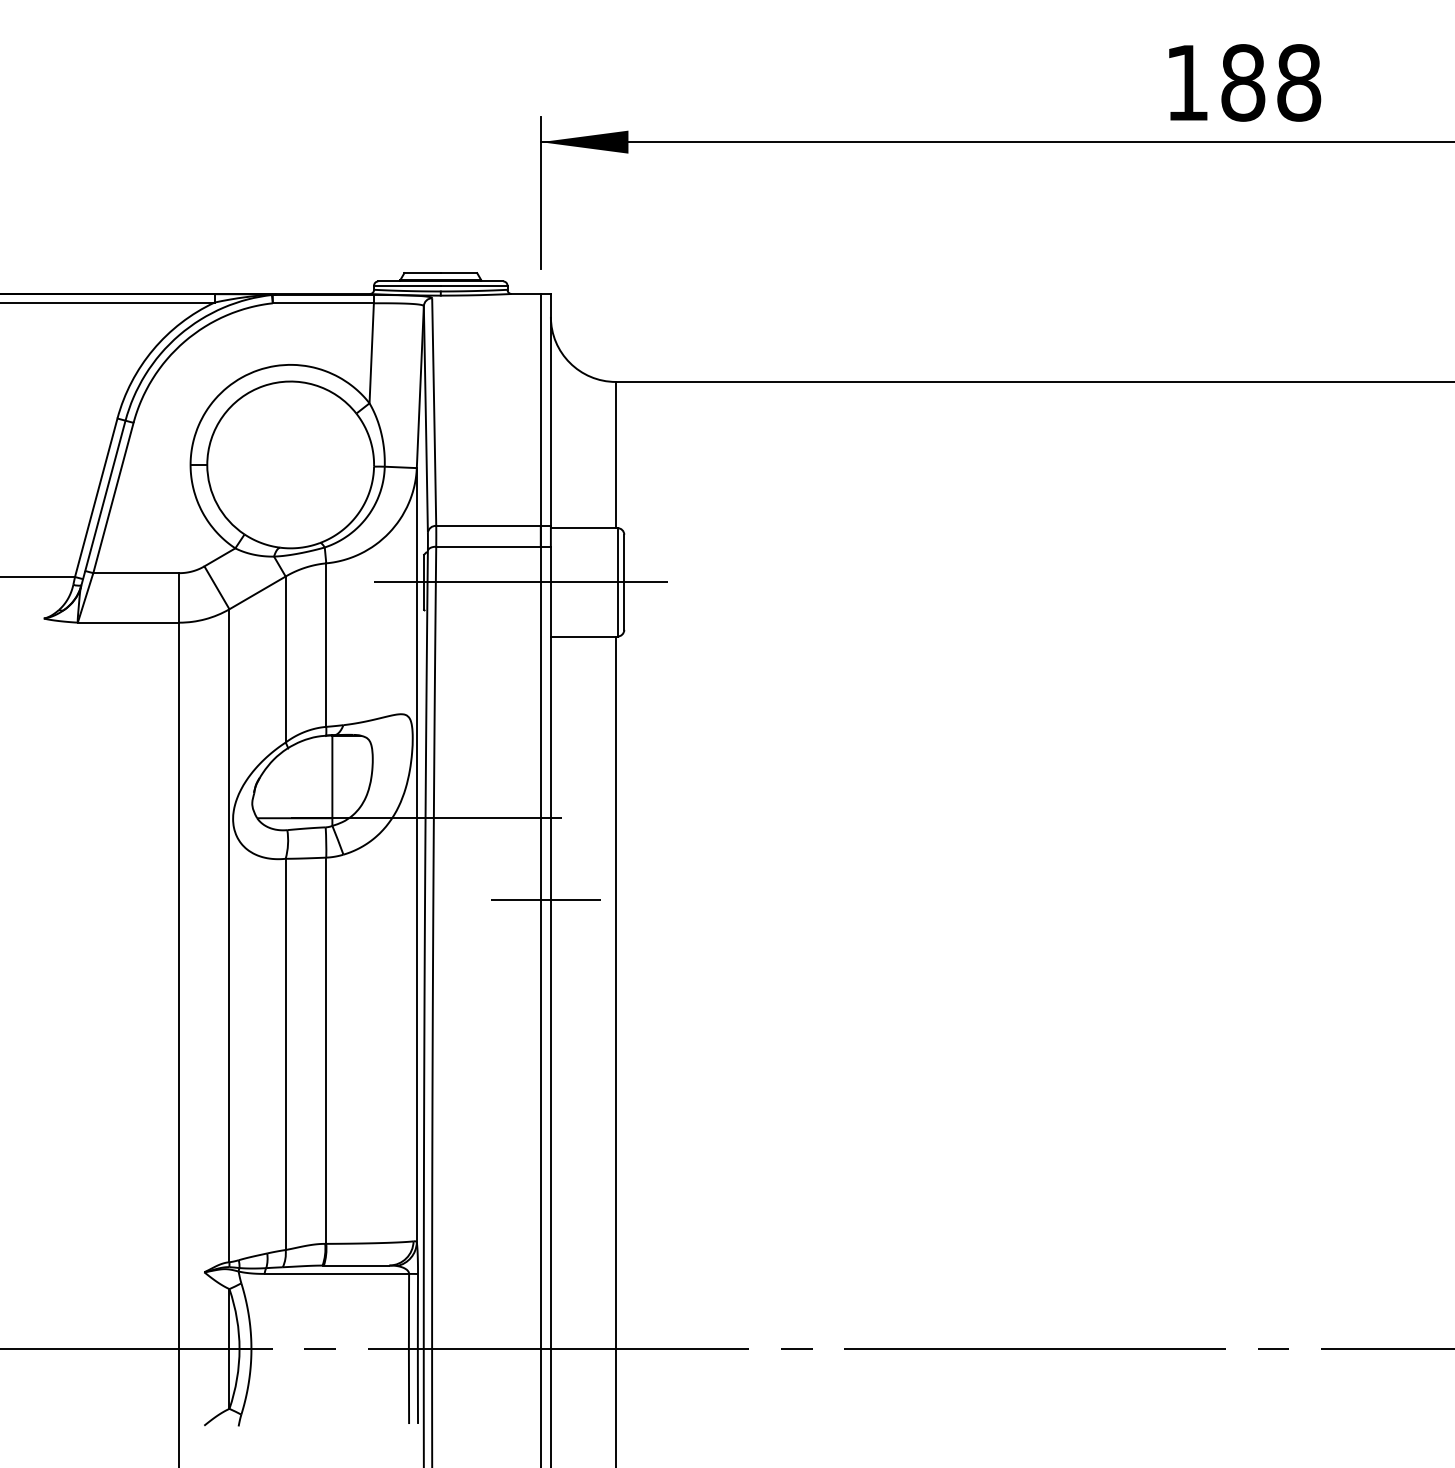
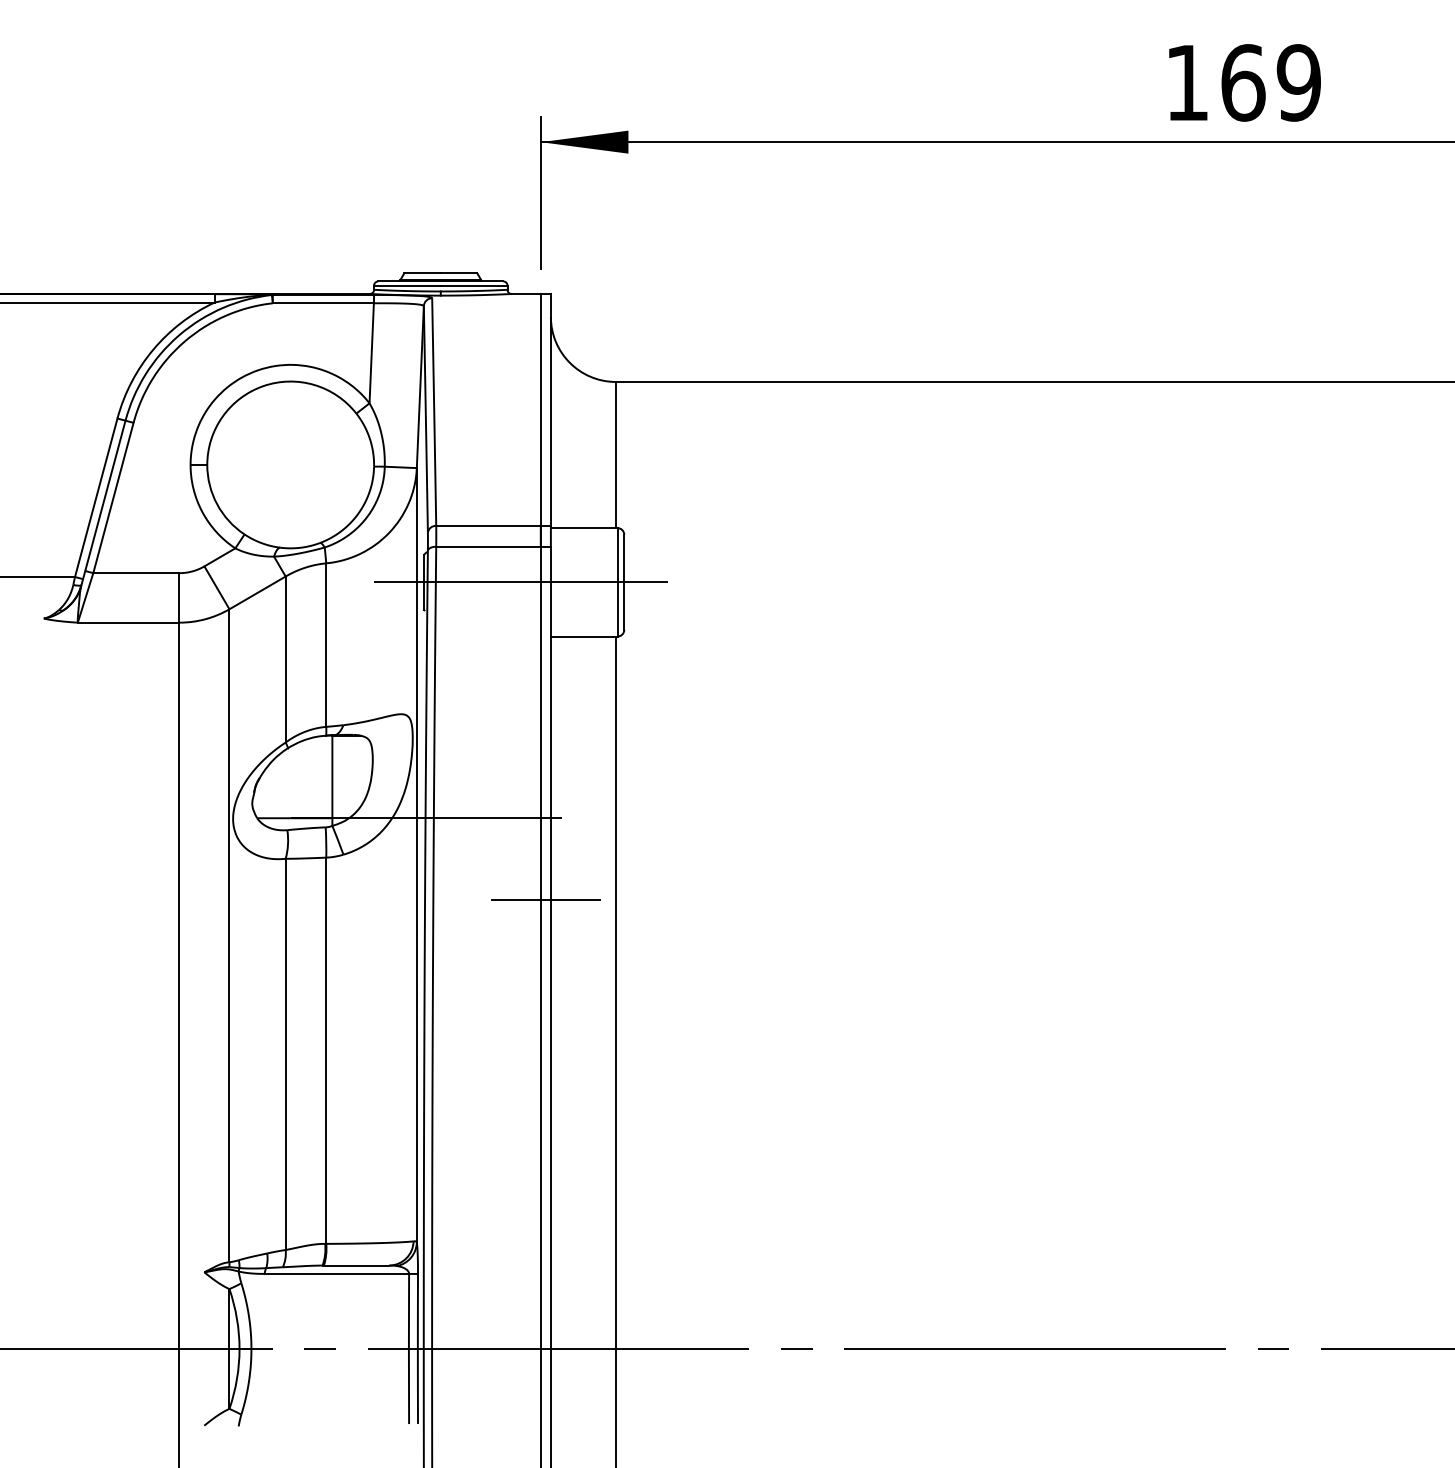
text: 188 -> 169 (1271, 82)
